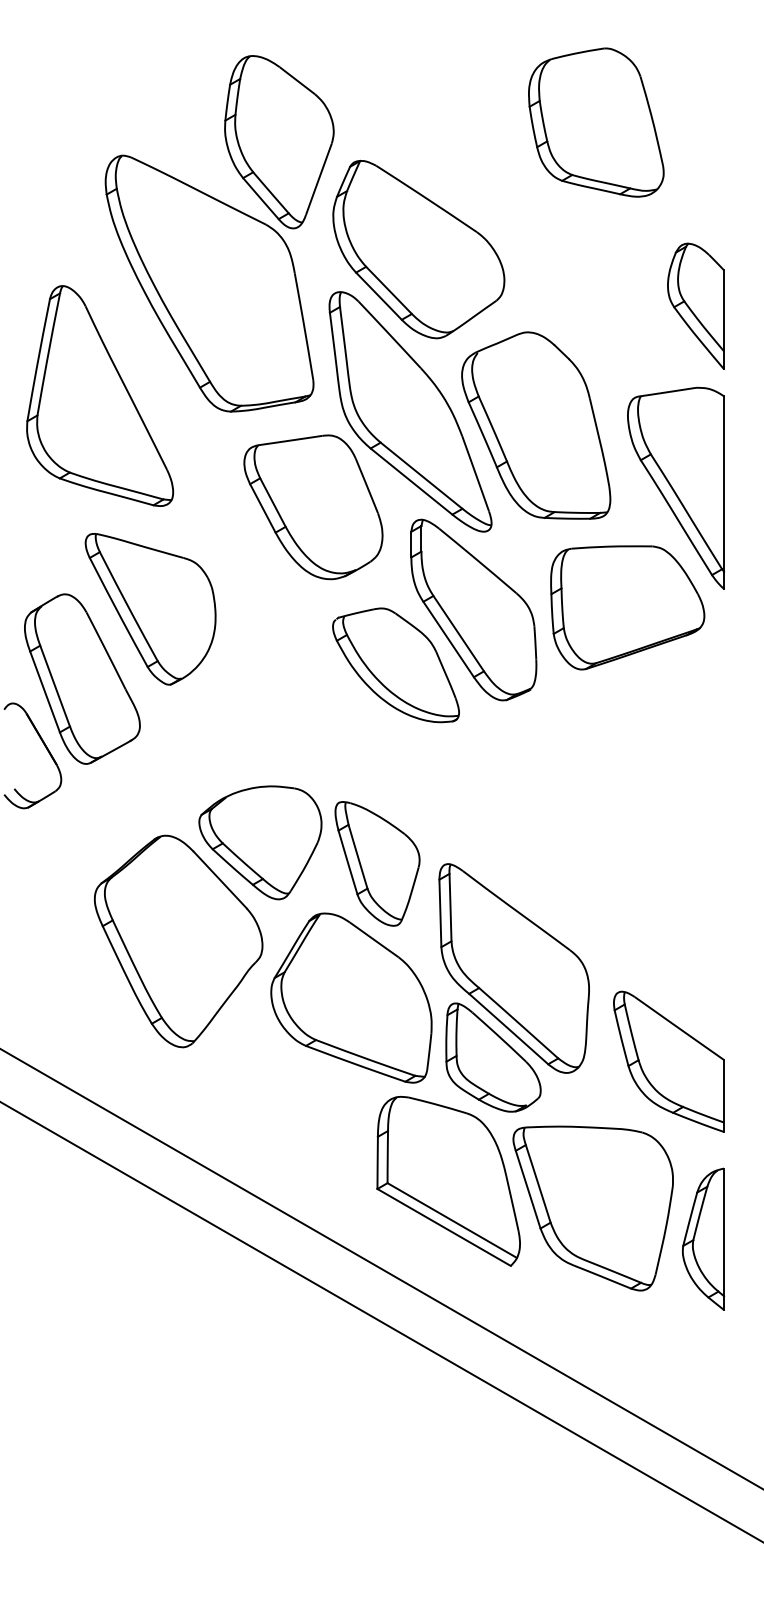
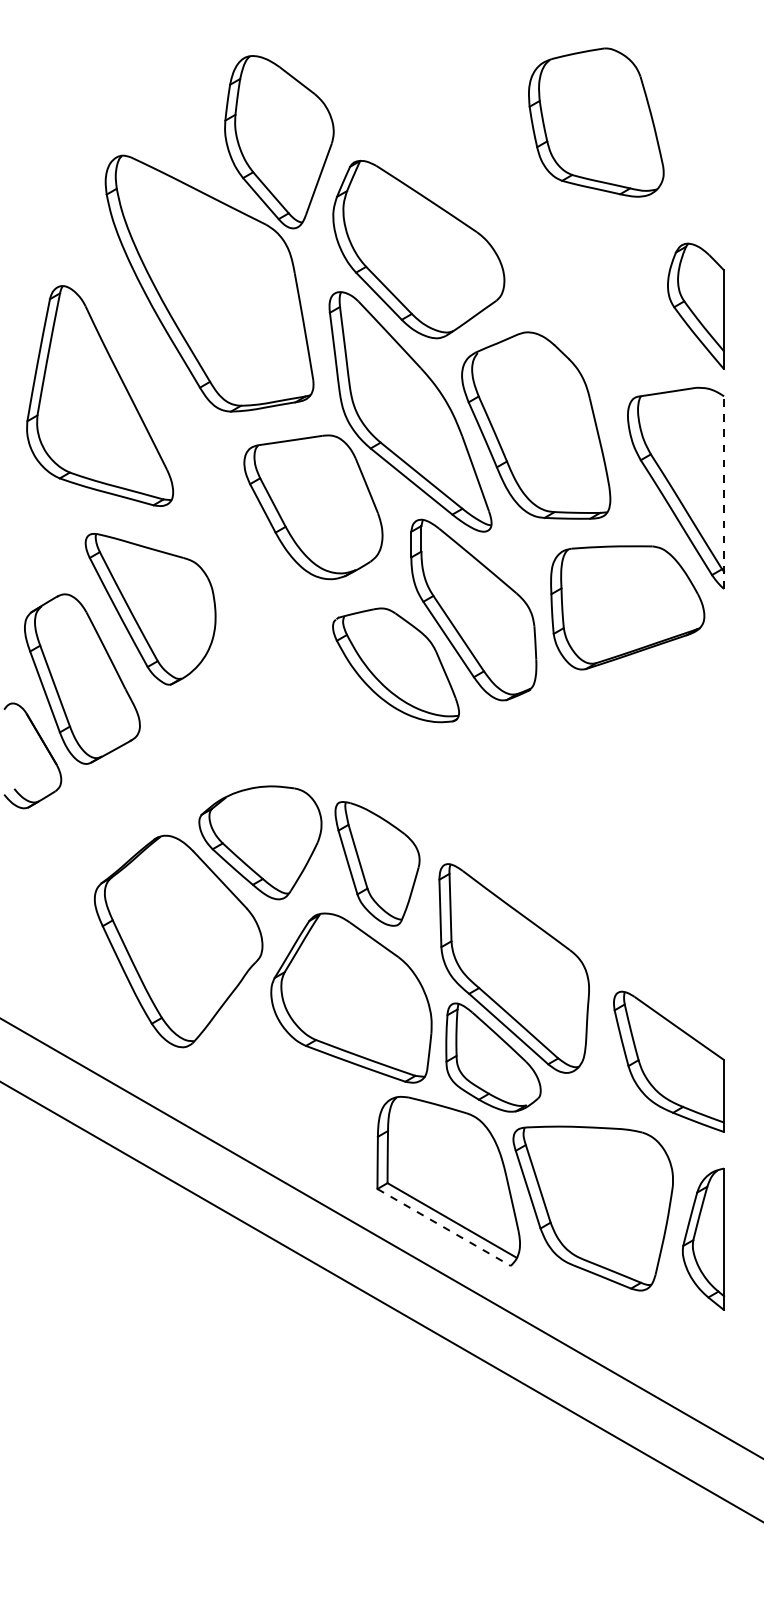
line: solid -> dashed (724, 492)
line: solid -> dashed (444, 1227)
line position: (381, 1269) -> (381, 1238) (381, 1238)
line position: (381, 1321) -> (381, 1301) (381, 1301)
